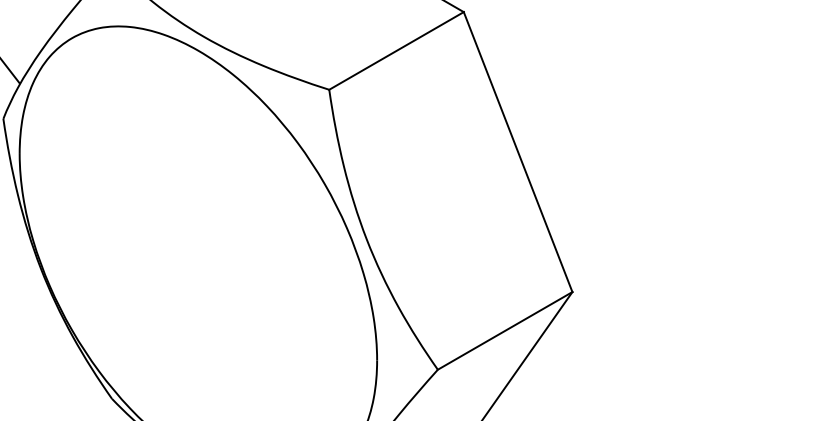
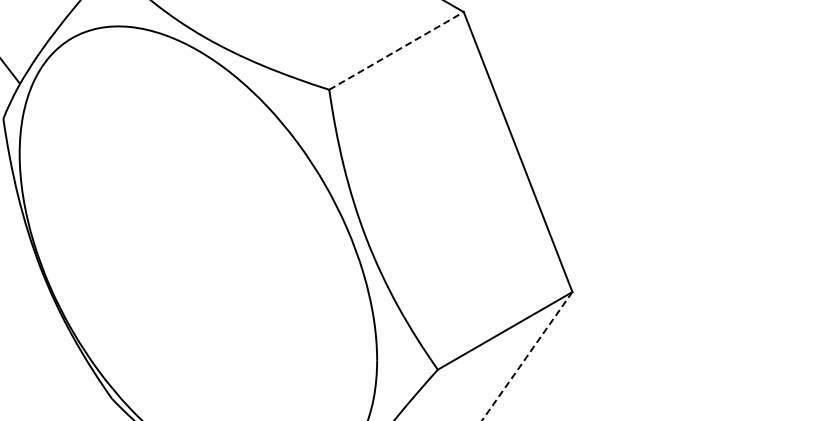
line: solid -> dashed (396, 50)
line: solid -> dashed (527, 356)
